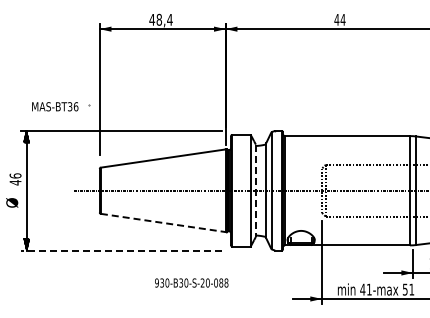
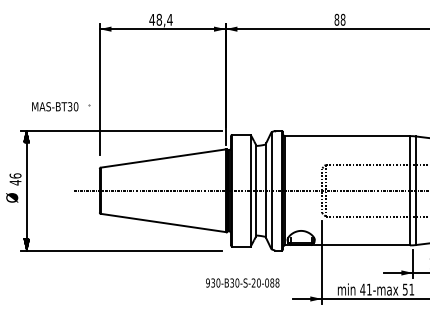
text: 44 -> 88 (339, 19)
text: MAS-BT36 -> MAS-BT30 (76, 106)
line: dashed -> solid (255, 191)
text position: (12, 202) -> (12, 197) (12, 197)
line: dashed -> solid (163, 223)
line: dashed -> solid (121, 250)
text position: (191, 282) -> (242, 282) (242, 282)
